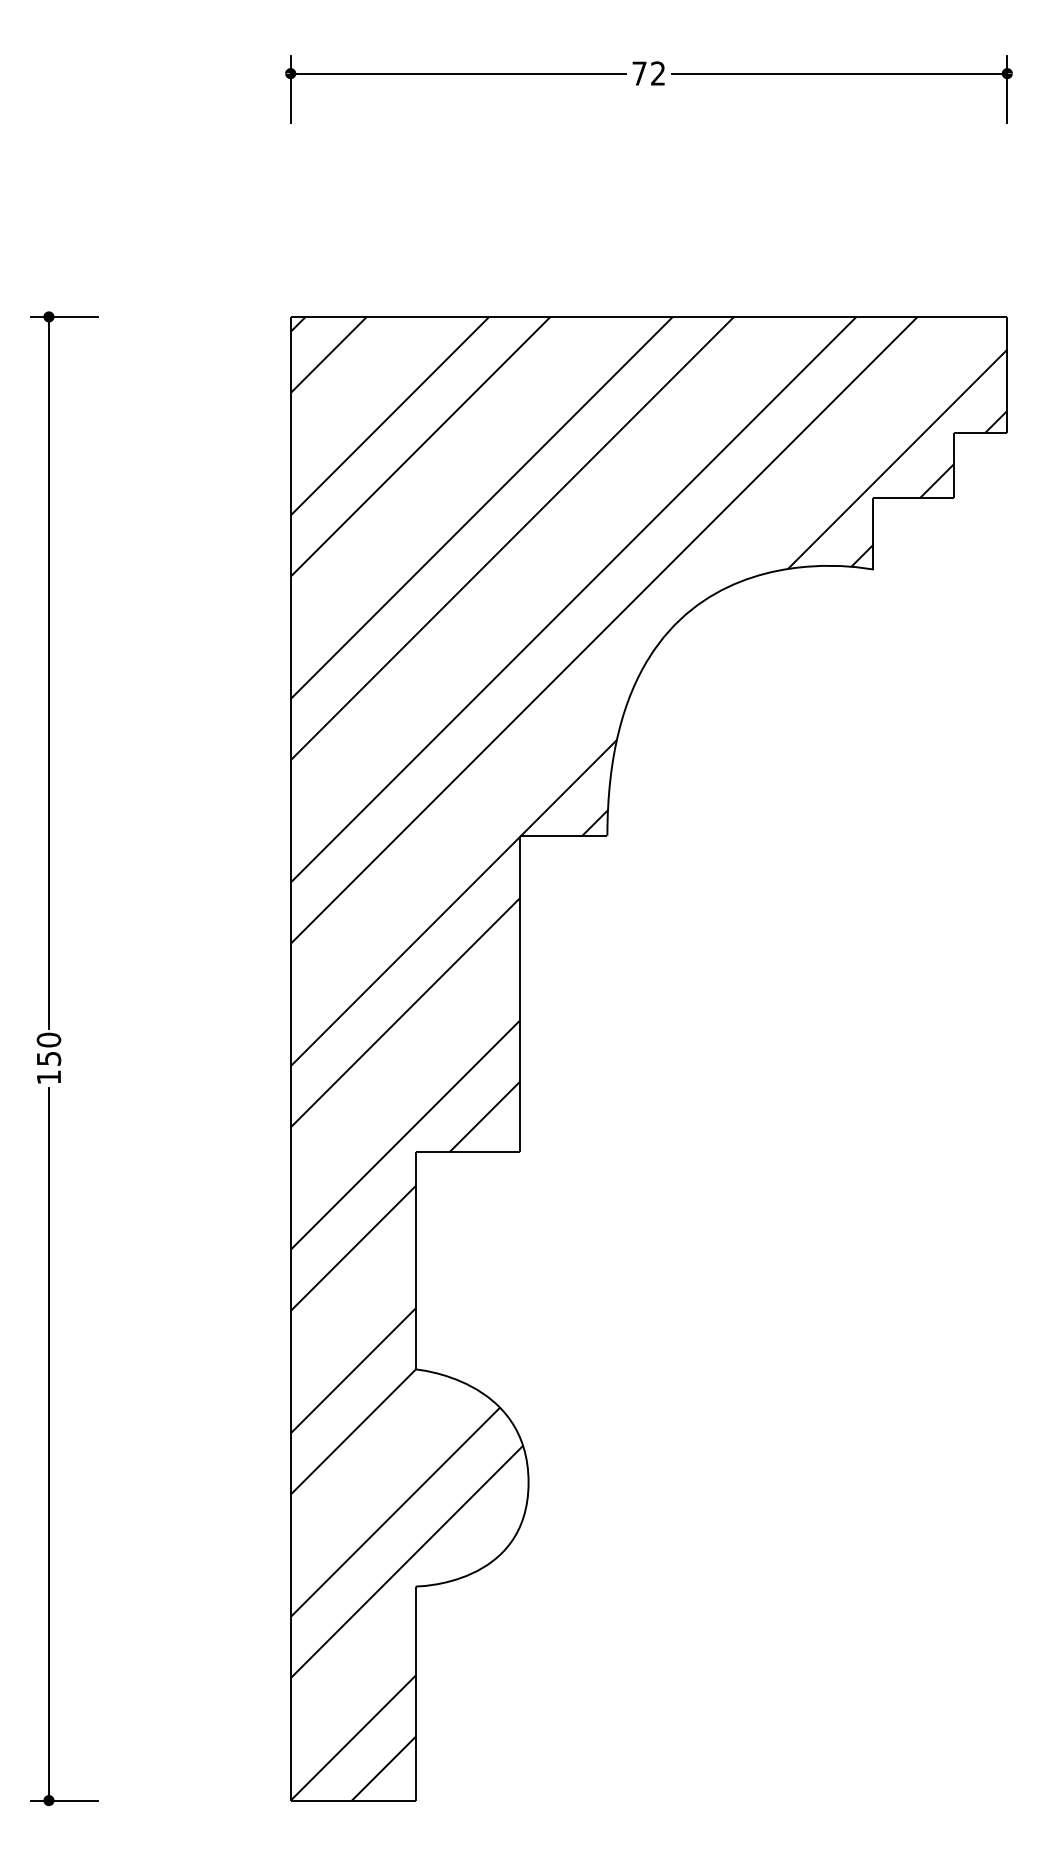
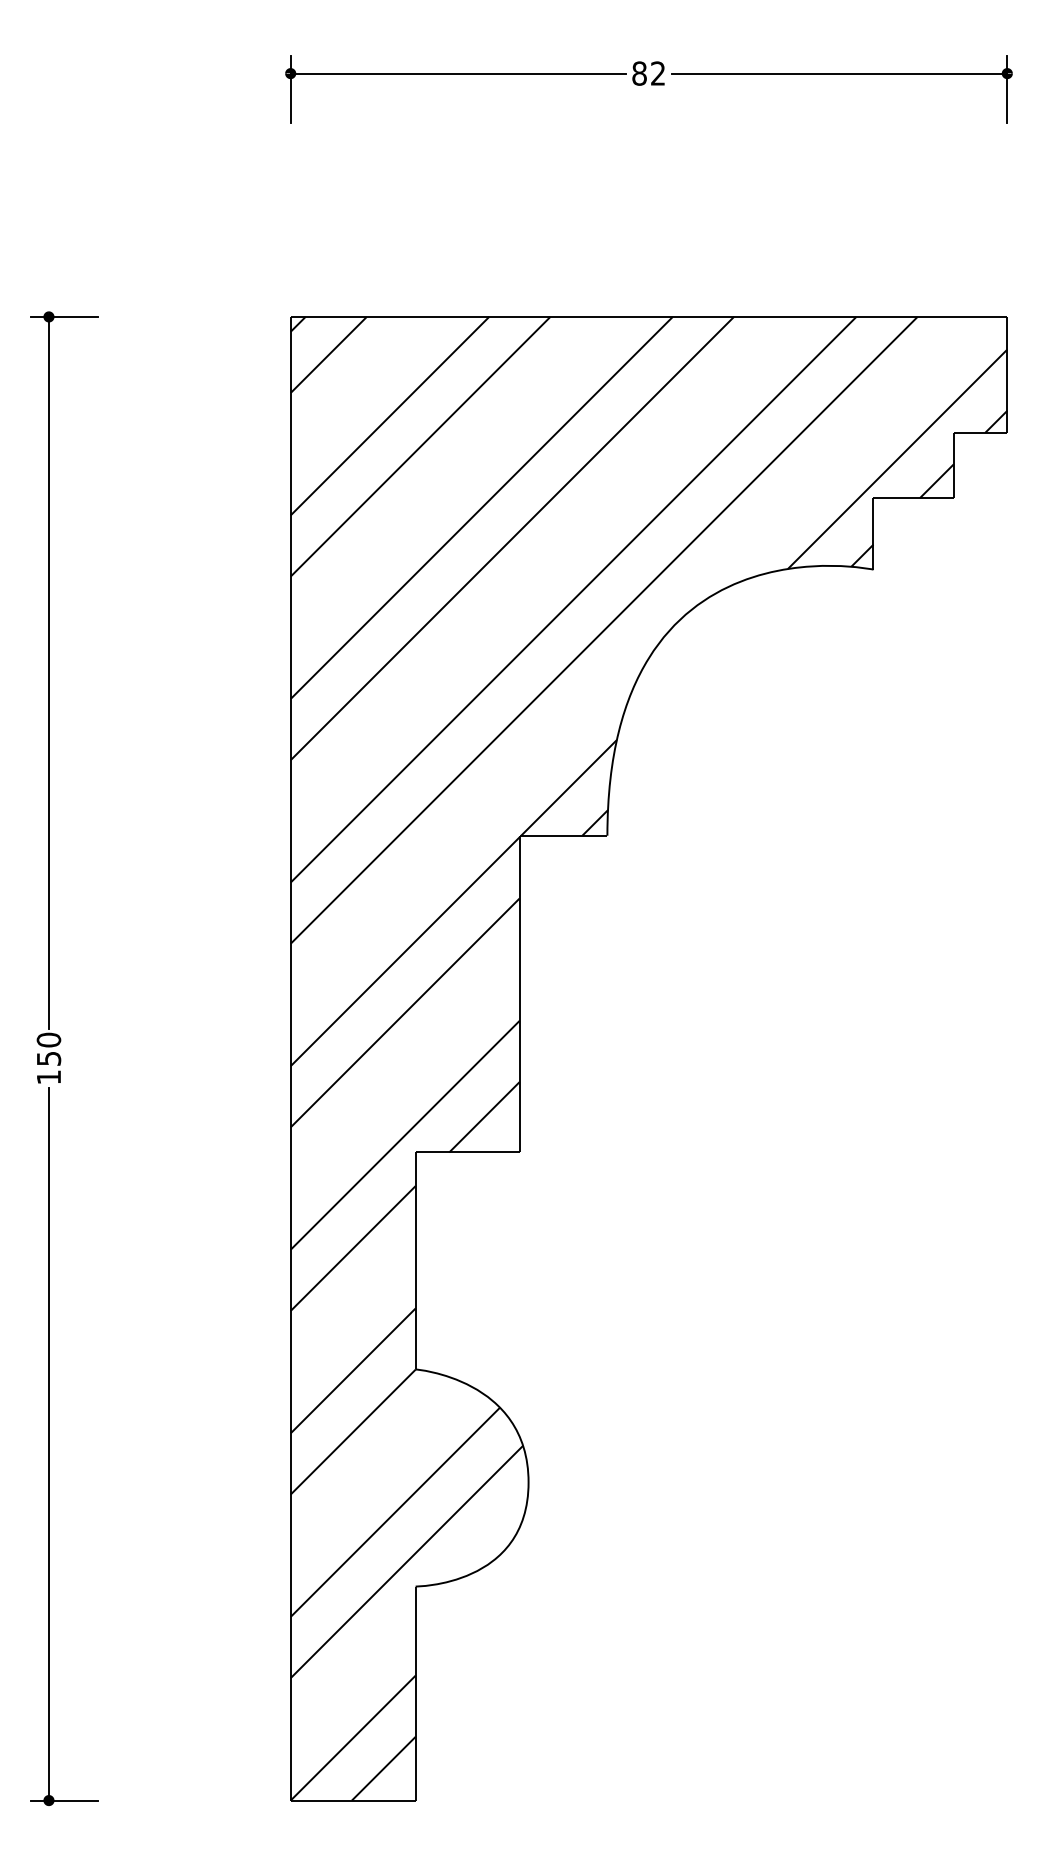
text: 72 -> 82 (639, 73)
